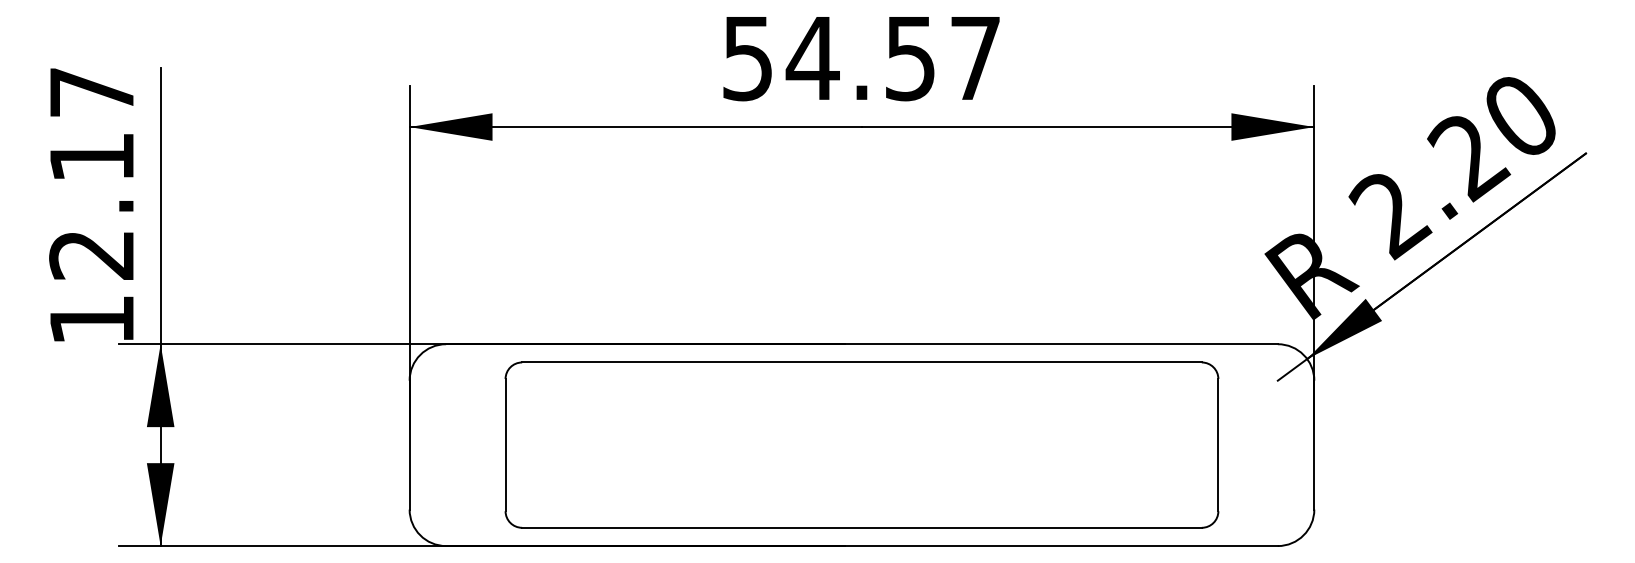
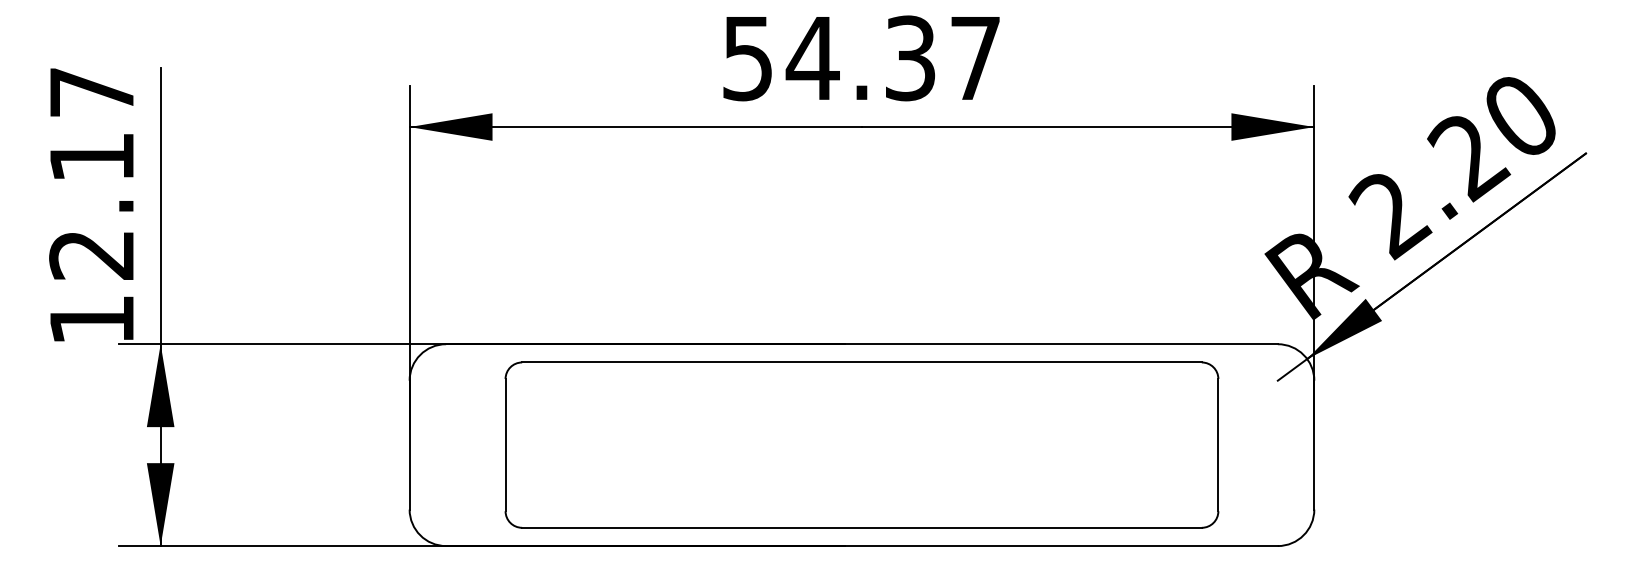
text: 54.57 -> 54.37 (910, 57)
